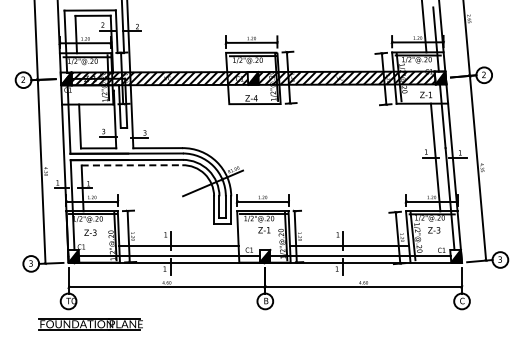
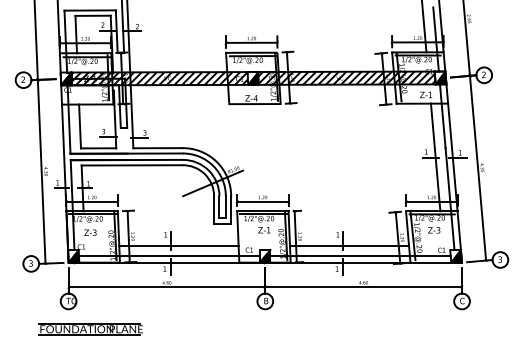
line: dashed -> solid (132, 165)
part position: (90, 324) -> (90, 329) (90, 329)
